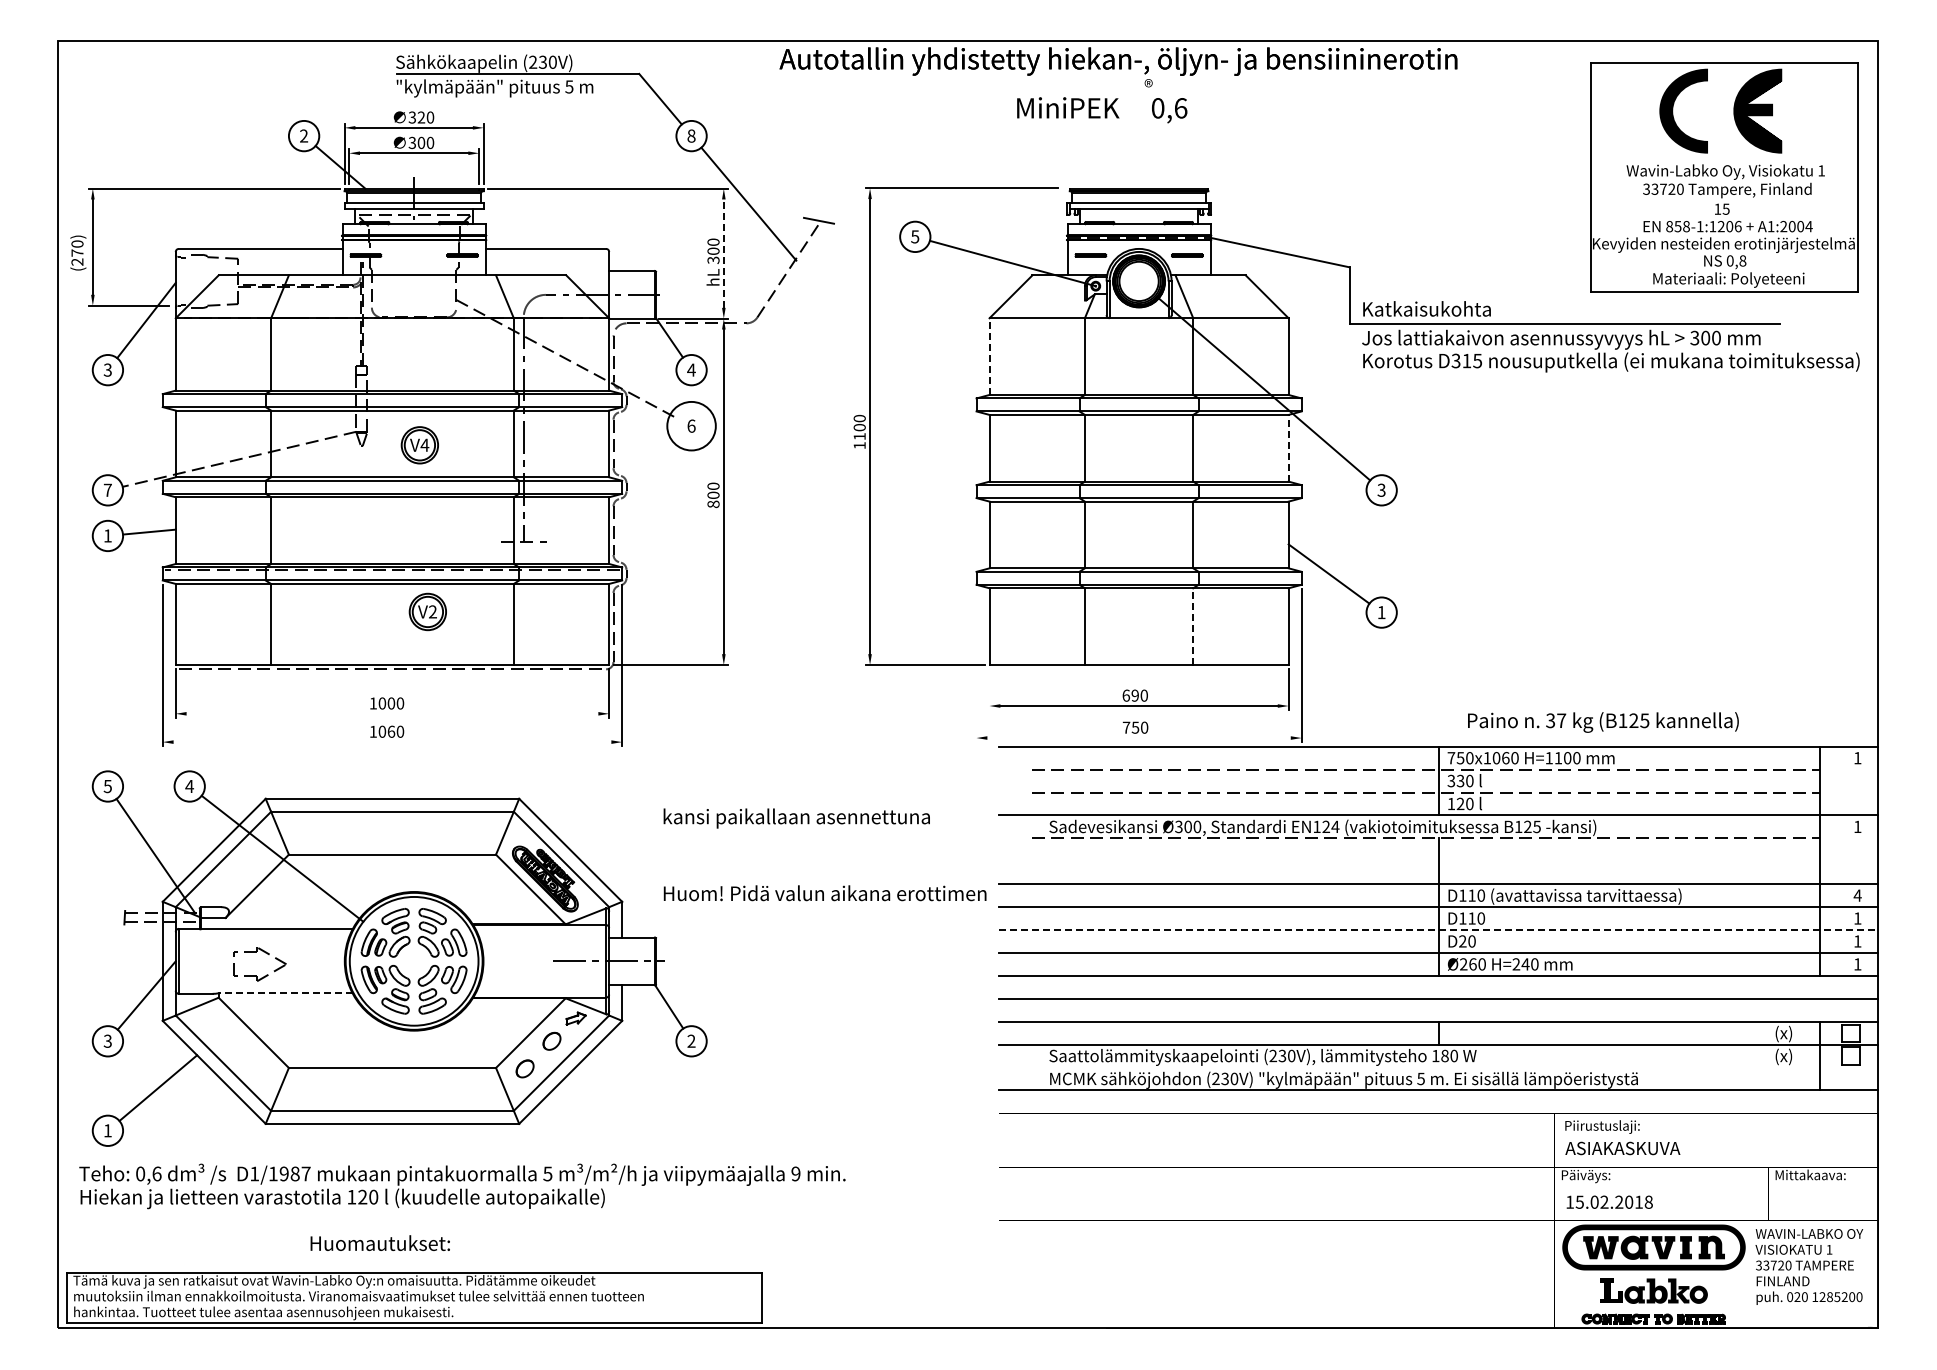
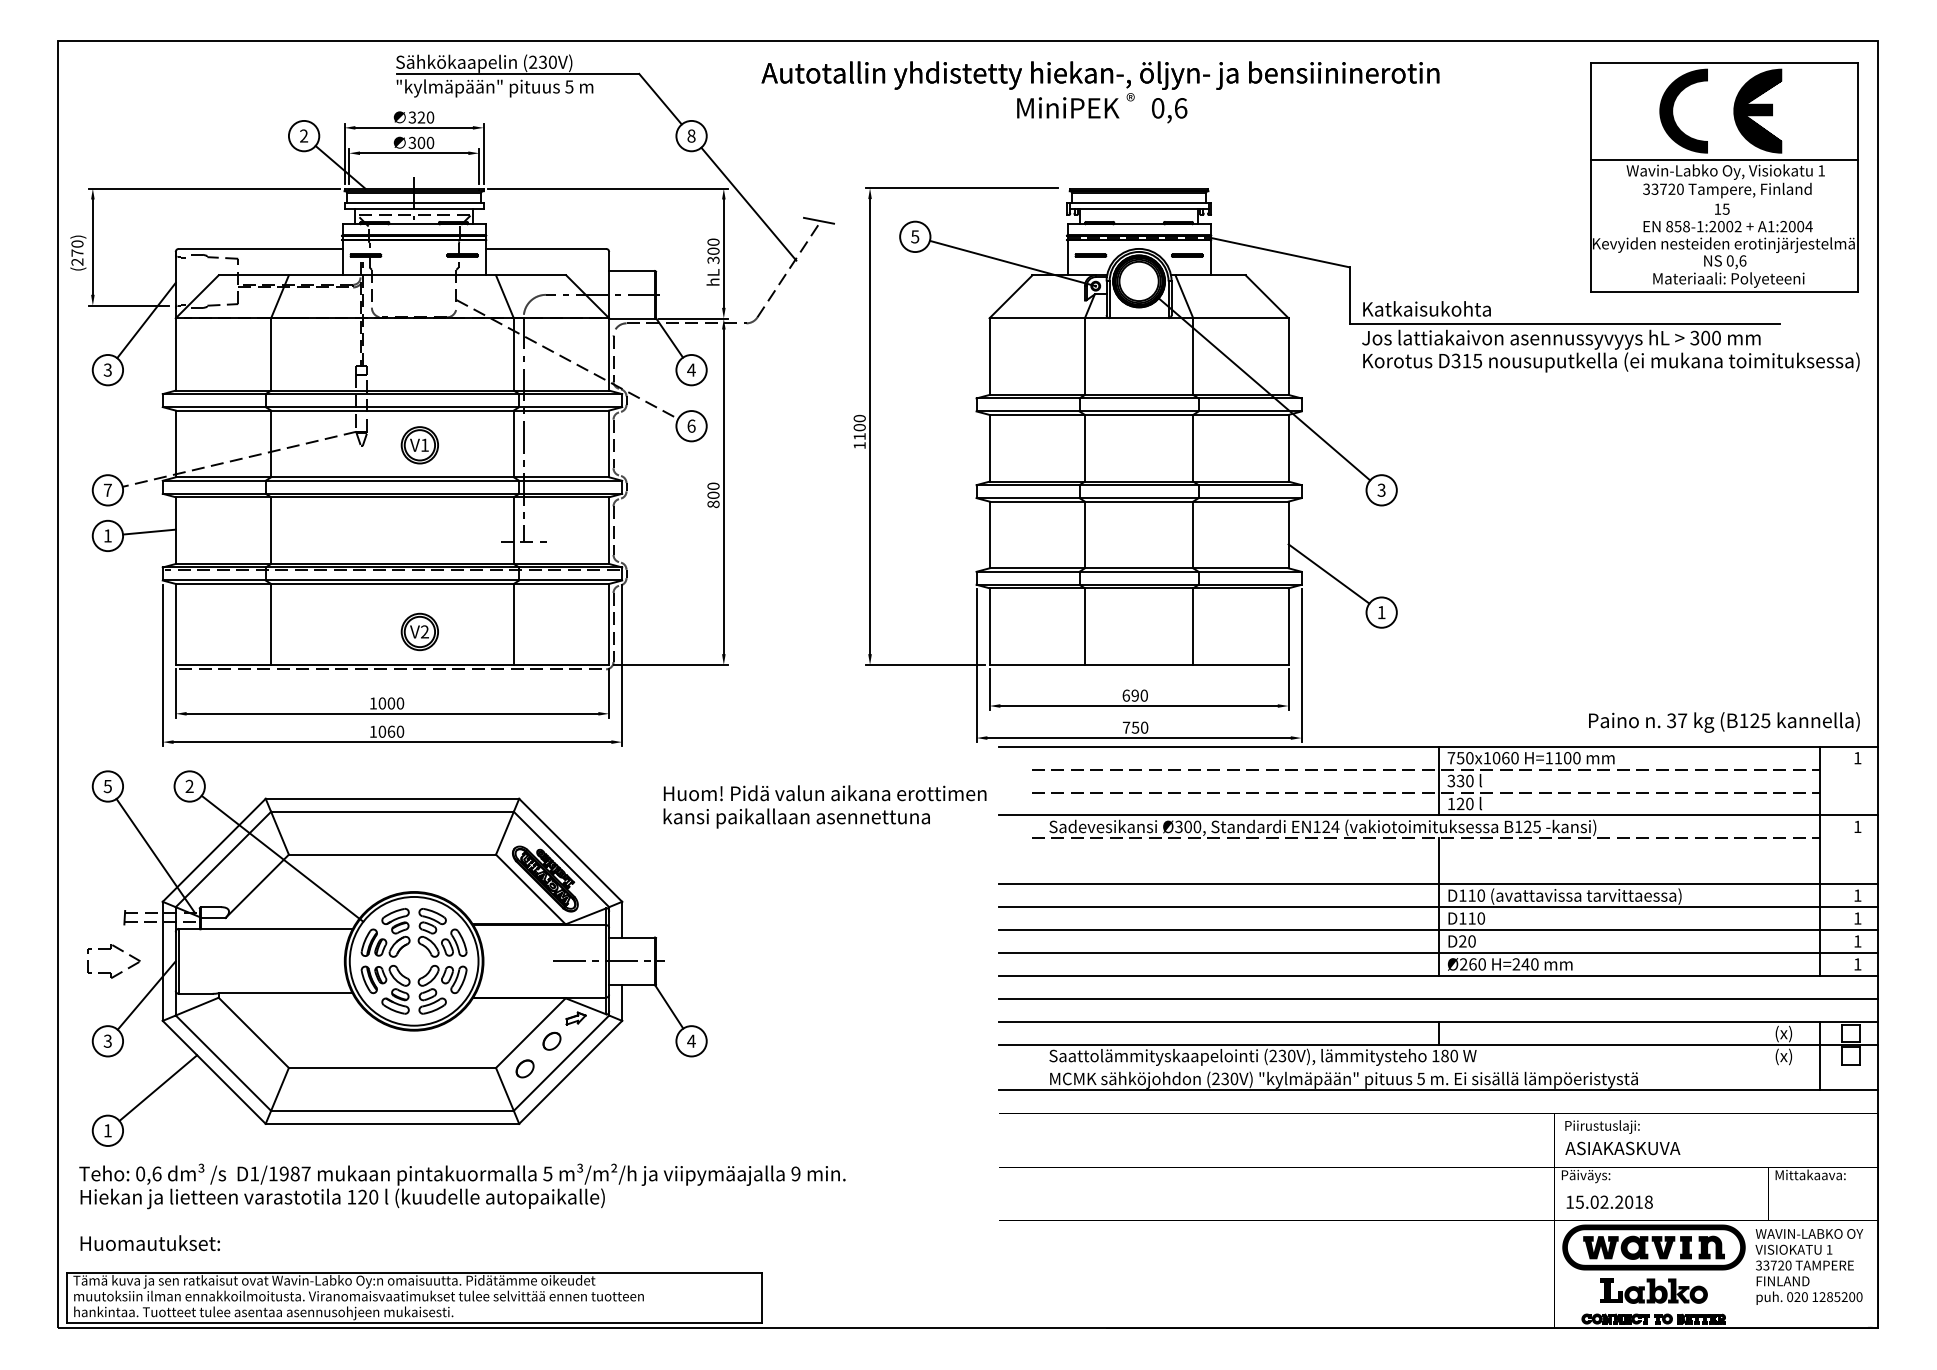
text position: (1118, 67) -> (1100, 81) (1100, 81)
line: none -> present (1724, 160)
text: 858-1:1206 -> 858-1:2002 (1725, 226)
line: dashed -> solid (723, 253)
text: 0,8 -> 0,6 (1742, 260)
line: dashed -> solid (989, 356)
circle diameter: 49 px -> 30 px (691, 426)
text: V4 -> V1 (424, 444)
line: dashed -> solid (1288, 447)
part position: (427, 611) -> (419, 631) (419, 631)
line: dashed -> solid (1193, 626)
line: none -> present (976, 665)
line: none -> present (989, 689)
line: none -> present (392, 713)
text position: (1603, 722) -> (1724, 722) (1724, 722)
line: none -> present (1138, 738)
line: none -> present (392, 742)
text: 4 -> 2 (189, 785)
text position: (824, 893) -> (824, 793) (824, 793)
text: 4 -> 1 (1857, 895)
line: dashed -> solid (1438, 930)
part position: (256, 975) -> (110, 972) (110, 972)
line: dashed -> solid (285, 993)
text: 2 -> 4 (691, 1040)
text position: (379, 1242) -> (149, 1242) (149, 1242)
